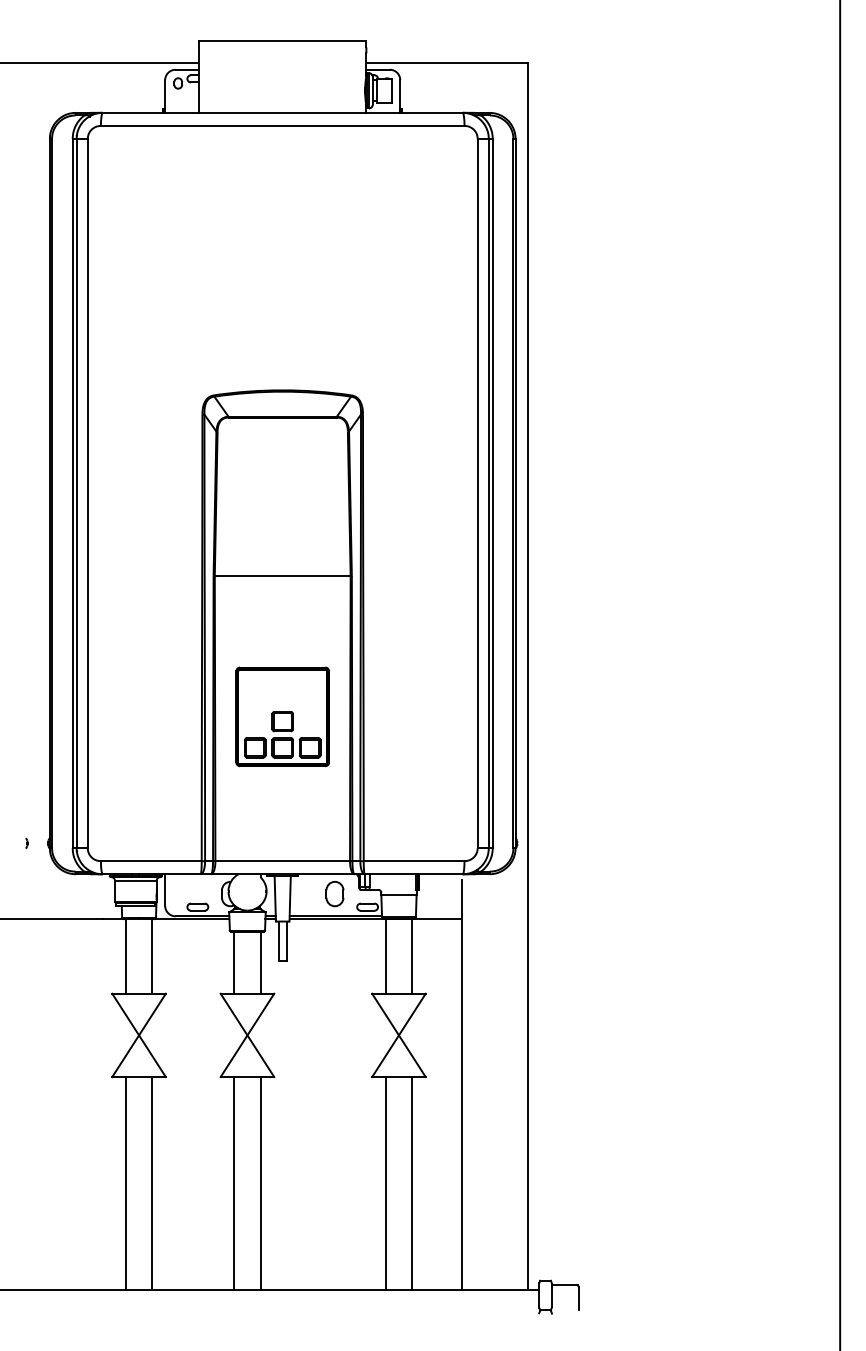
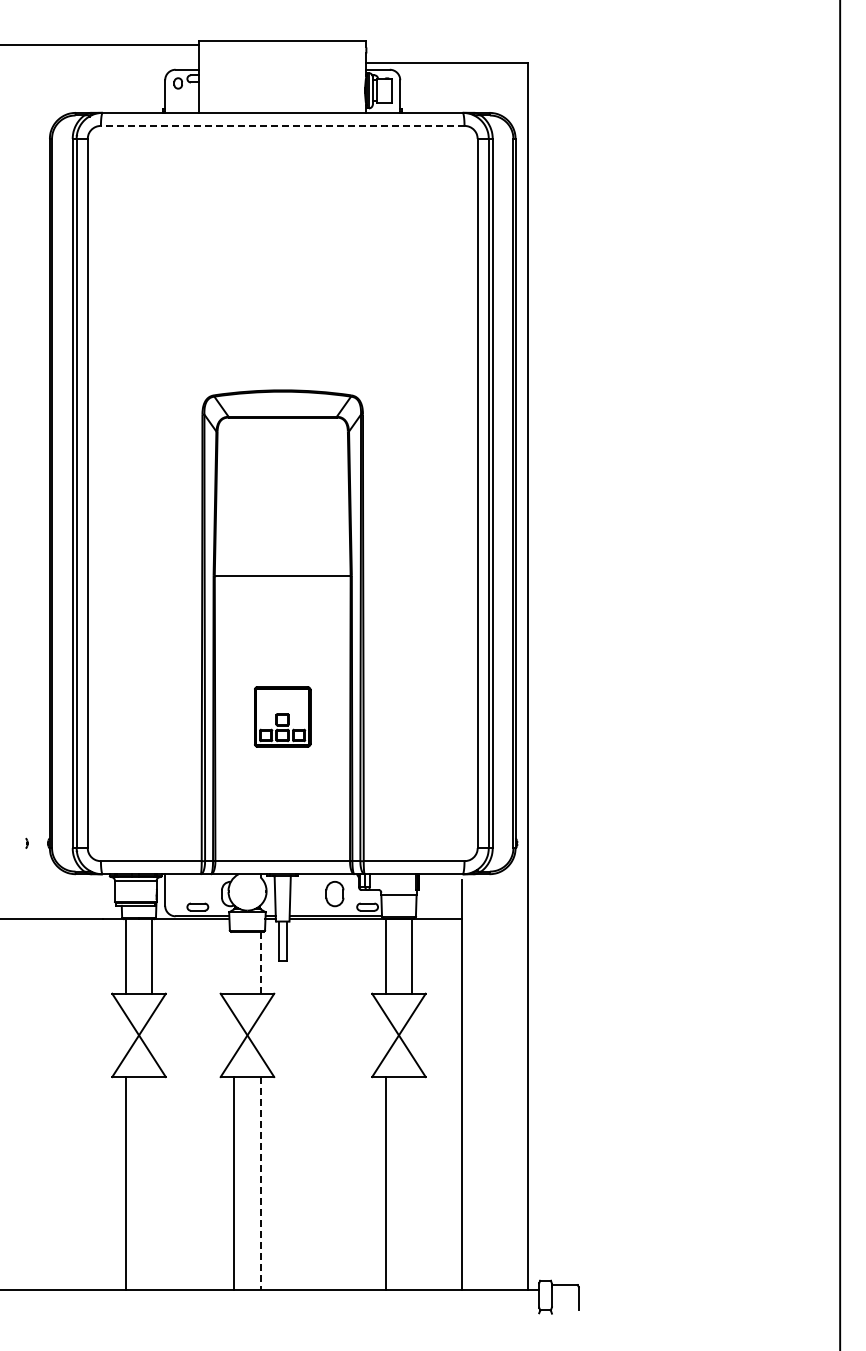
line position: (100, 63) -> (100, 45) (100, 45)
line: solid -> dashed (282, 125)
part size: 95x102 px -> 58x62 px (282, 716)
line: present -> none (234, 962)
line: solid -> dashed (260, 962)
line: present -> none (152, 1183)
line: solid -> dashed (260, 1183)
line: present -> none (412, 1183)
